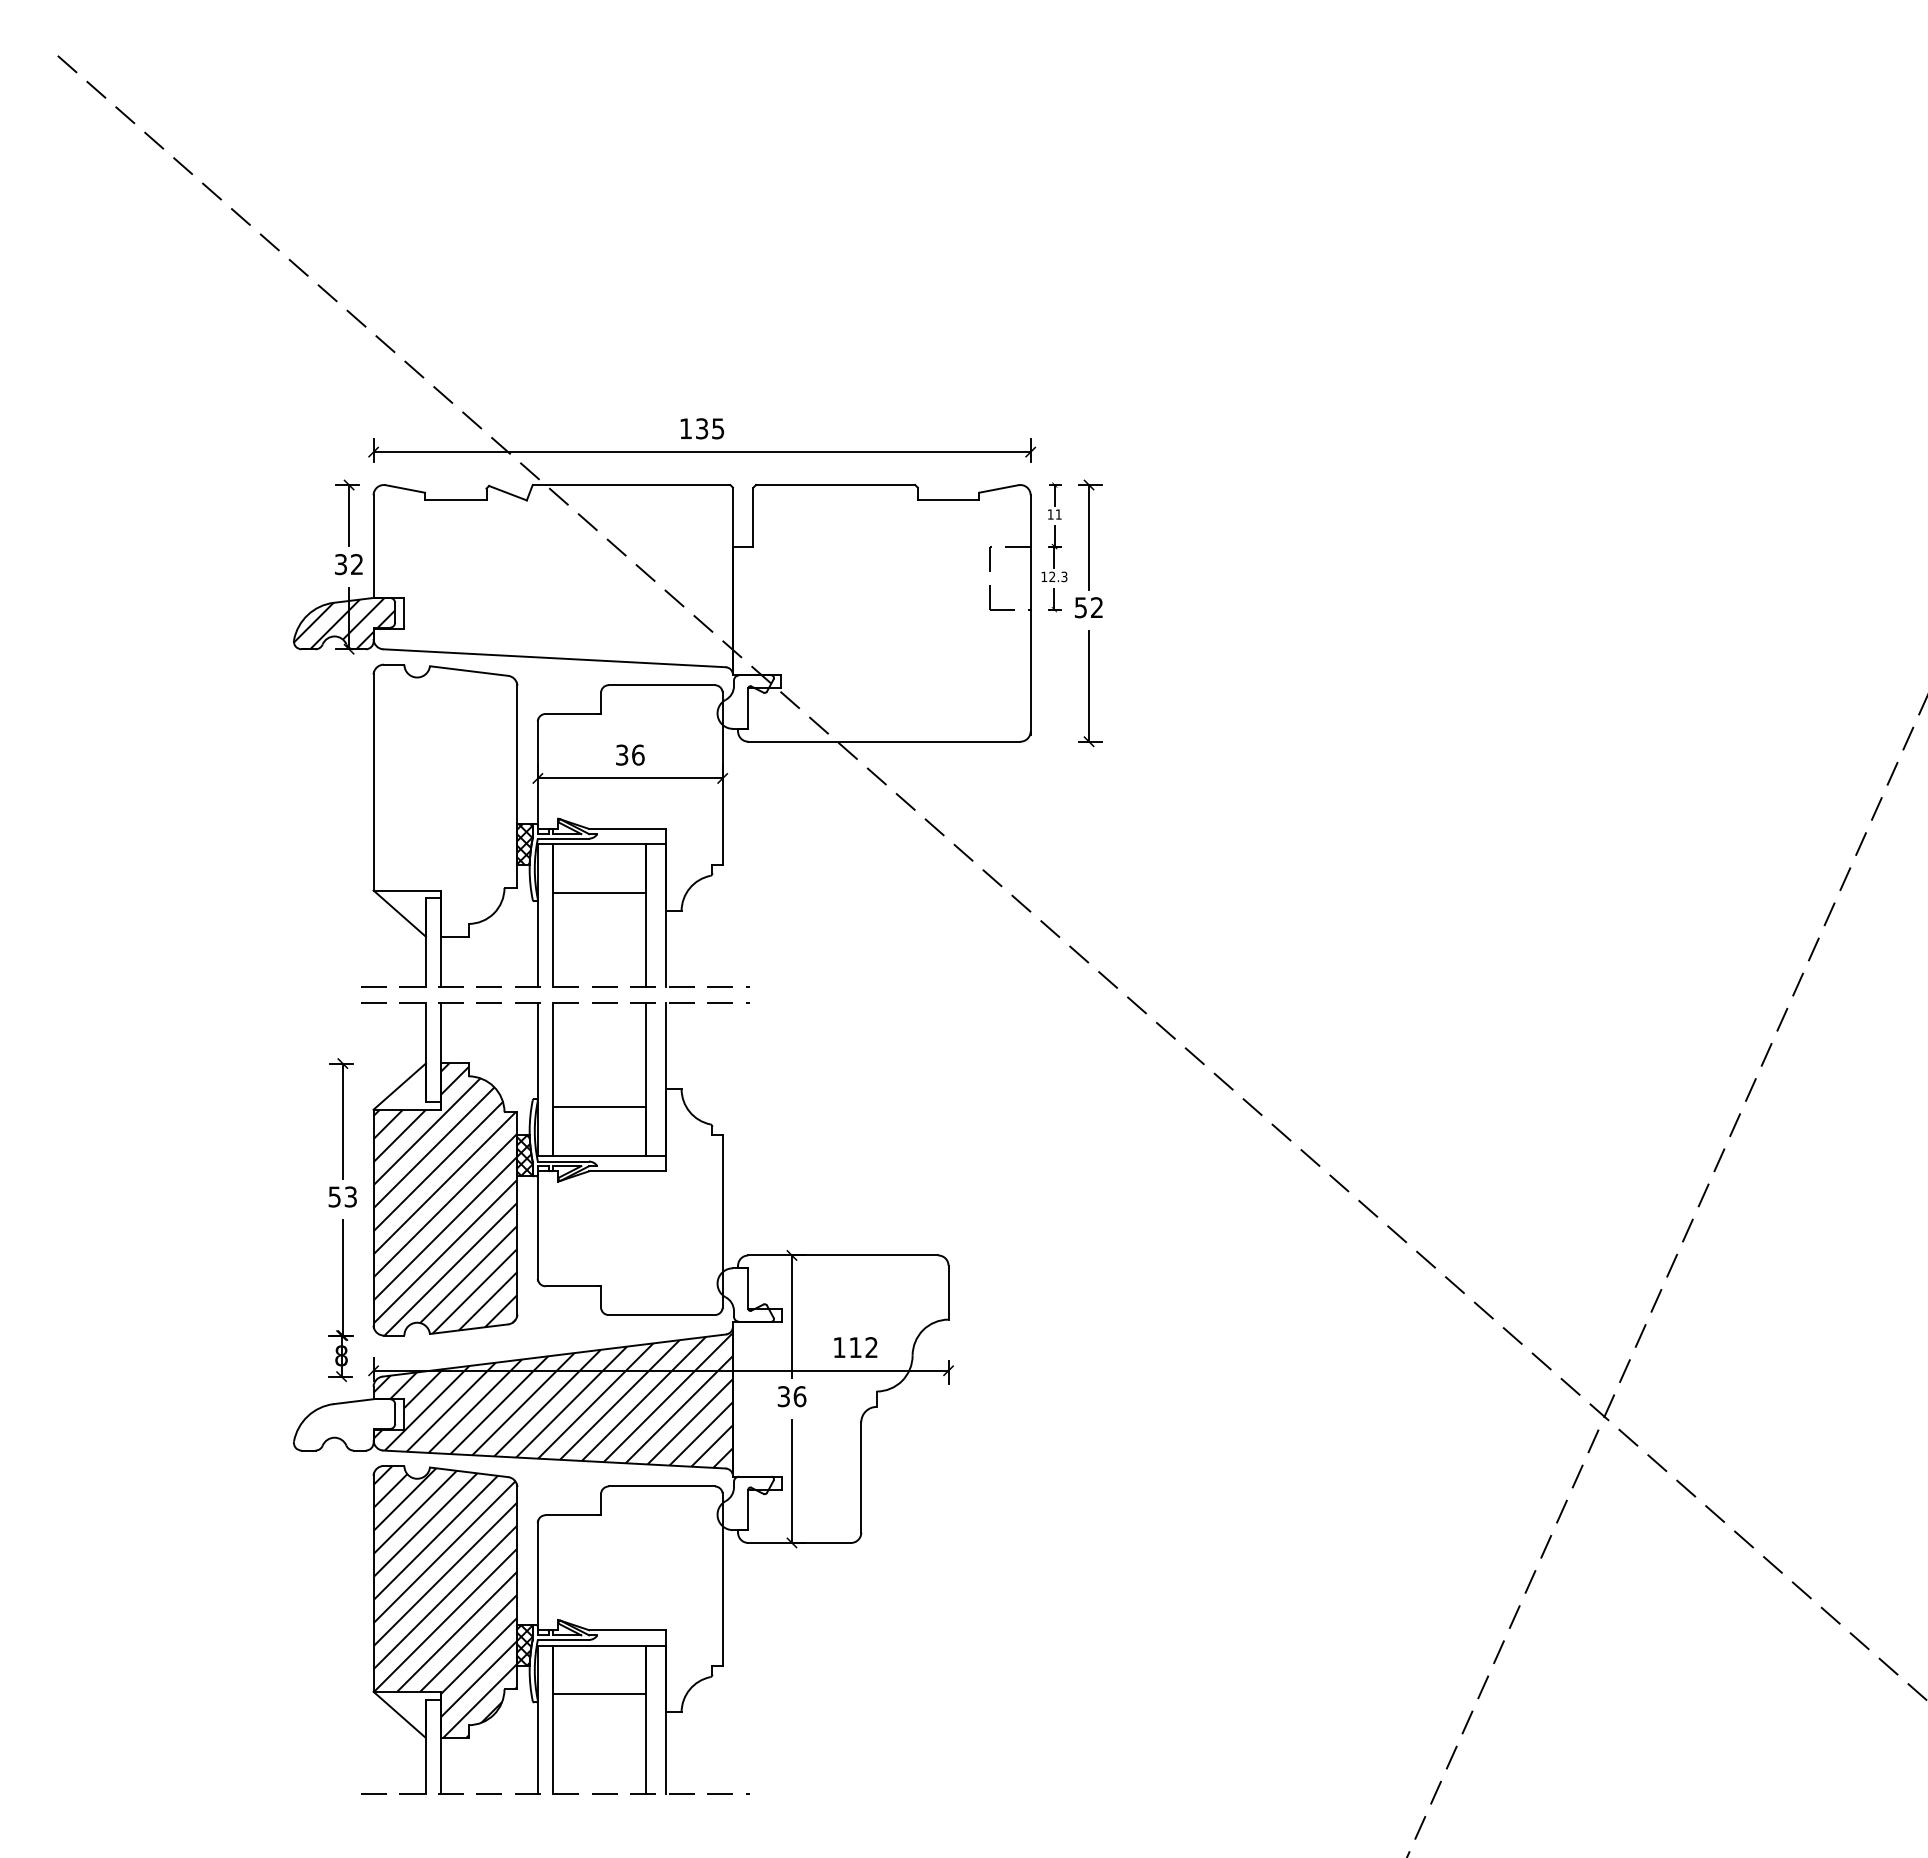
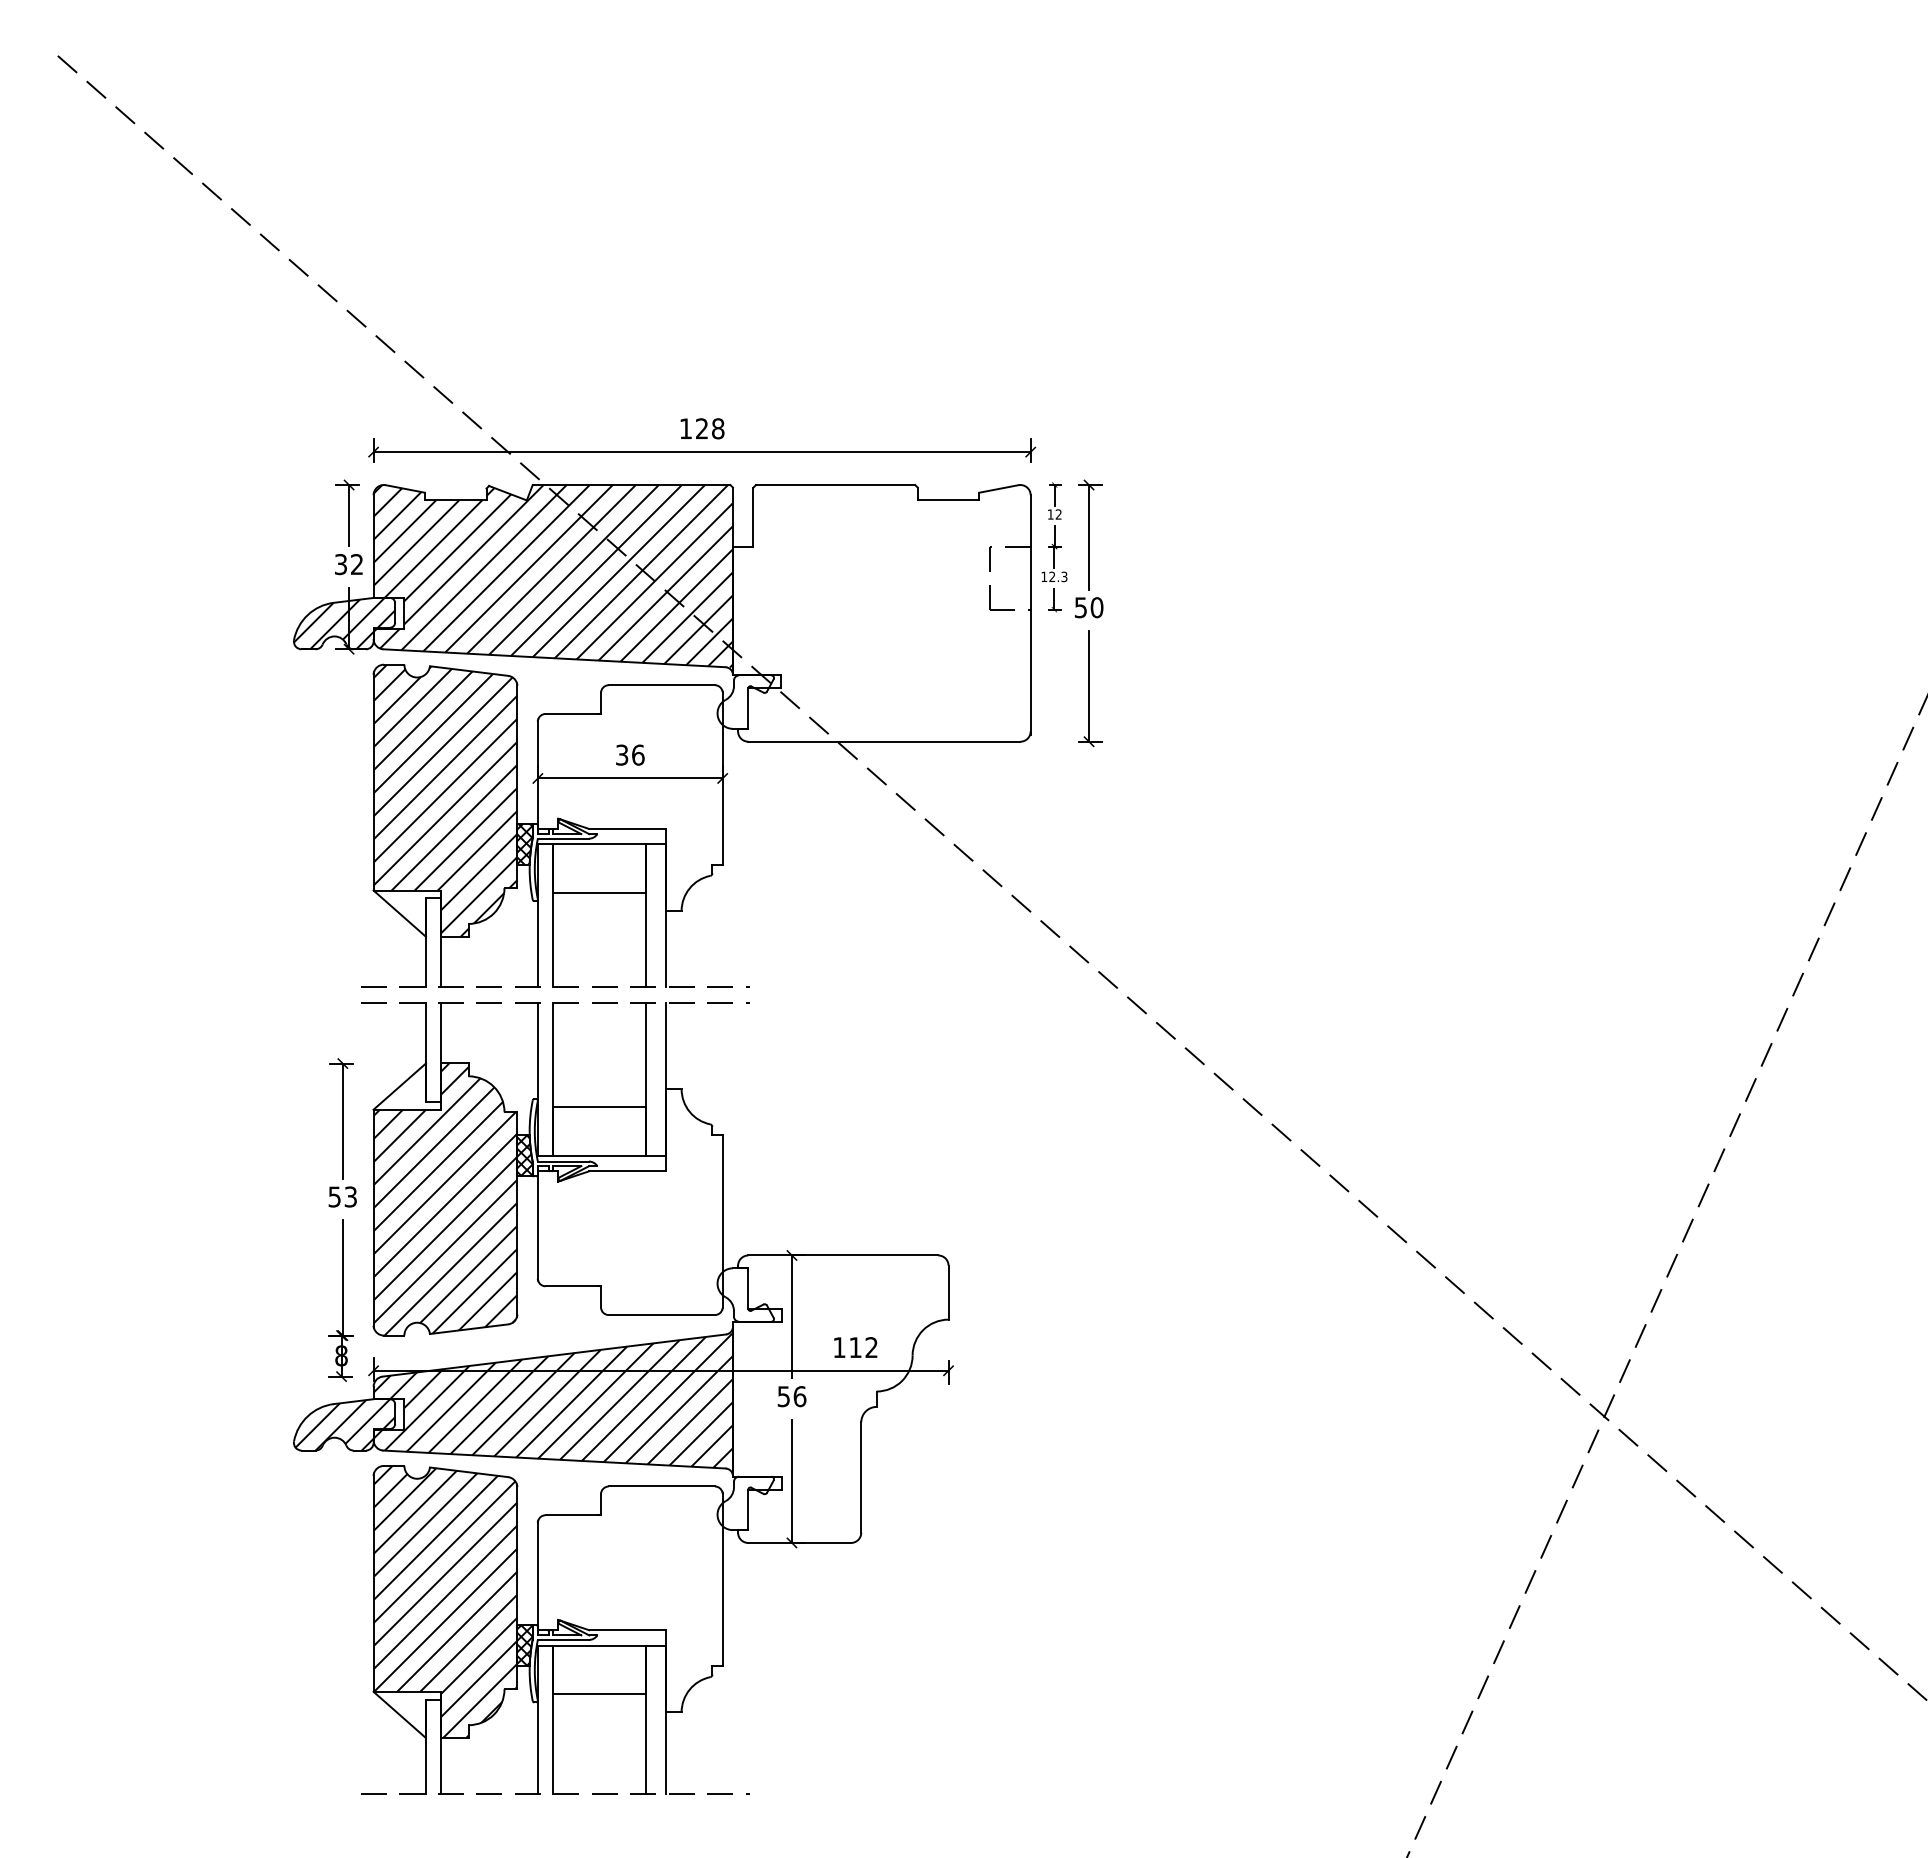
text: 135 -> 128 (710, 428)
text: 11 -> 12 (1058, 514)
hatch: none -> present (552, 576)
text: 52 -> 50 (1096, 607)
hatch: none -> present (445, 800)
text: 36 -> 56 (783, 1396)
hatch: none -> present (345, 1424)
